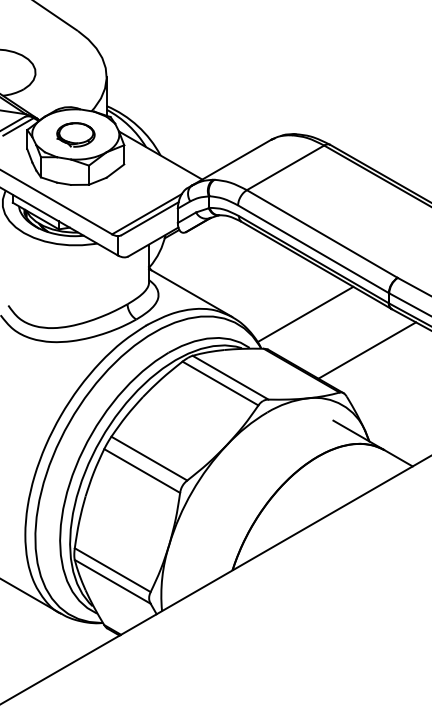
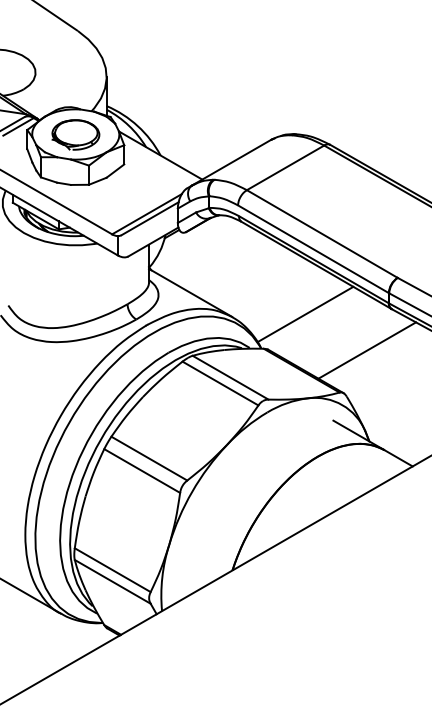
part size: 40x26 px -> 50x32 px (75, 134)
